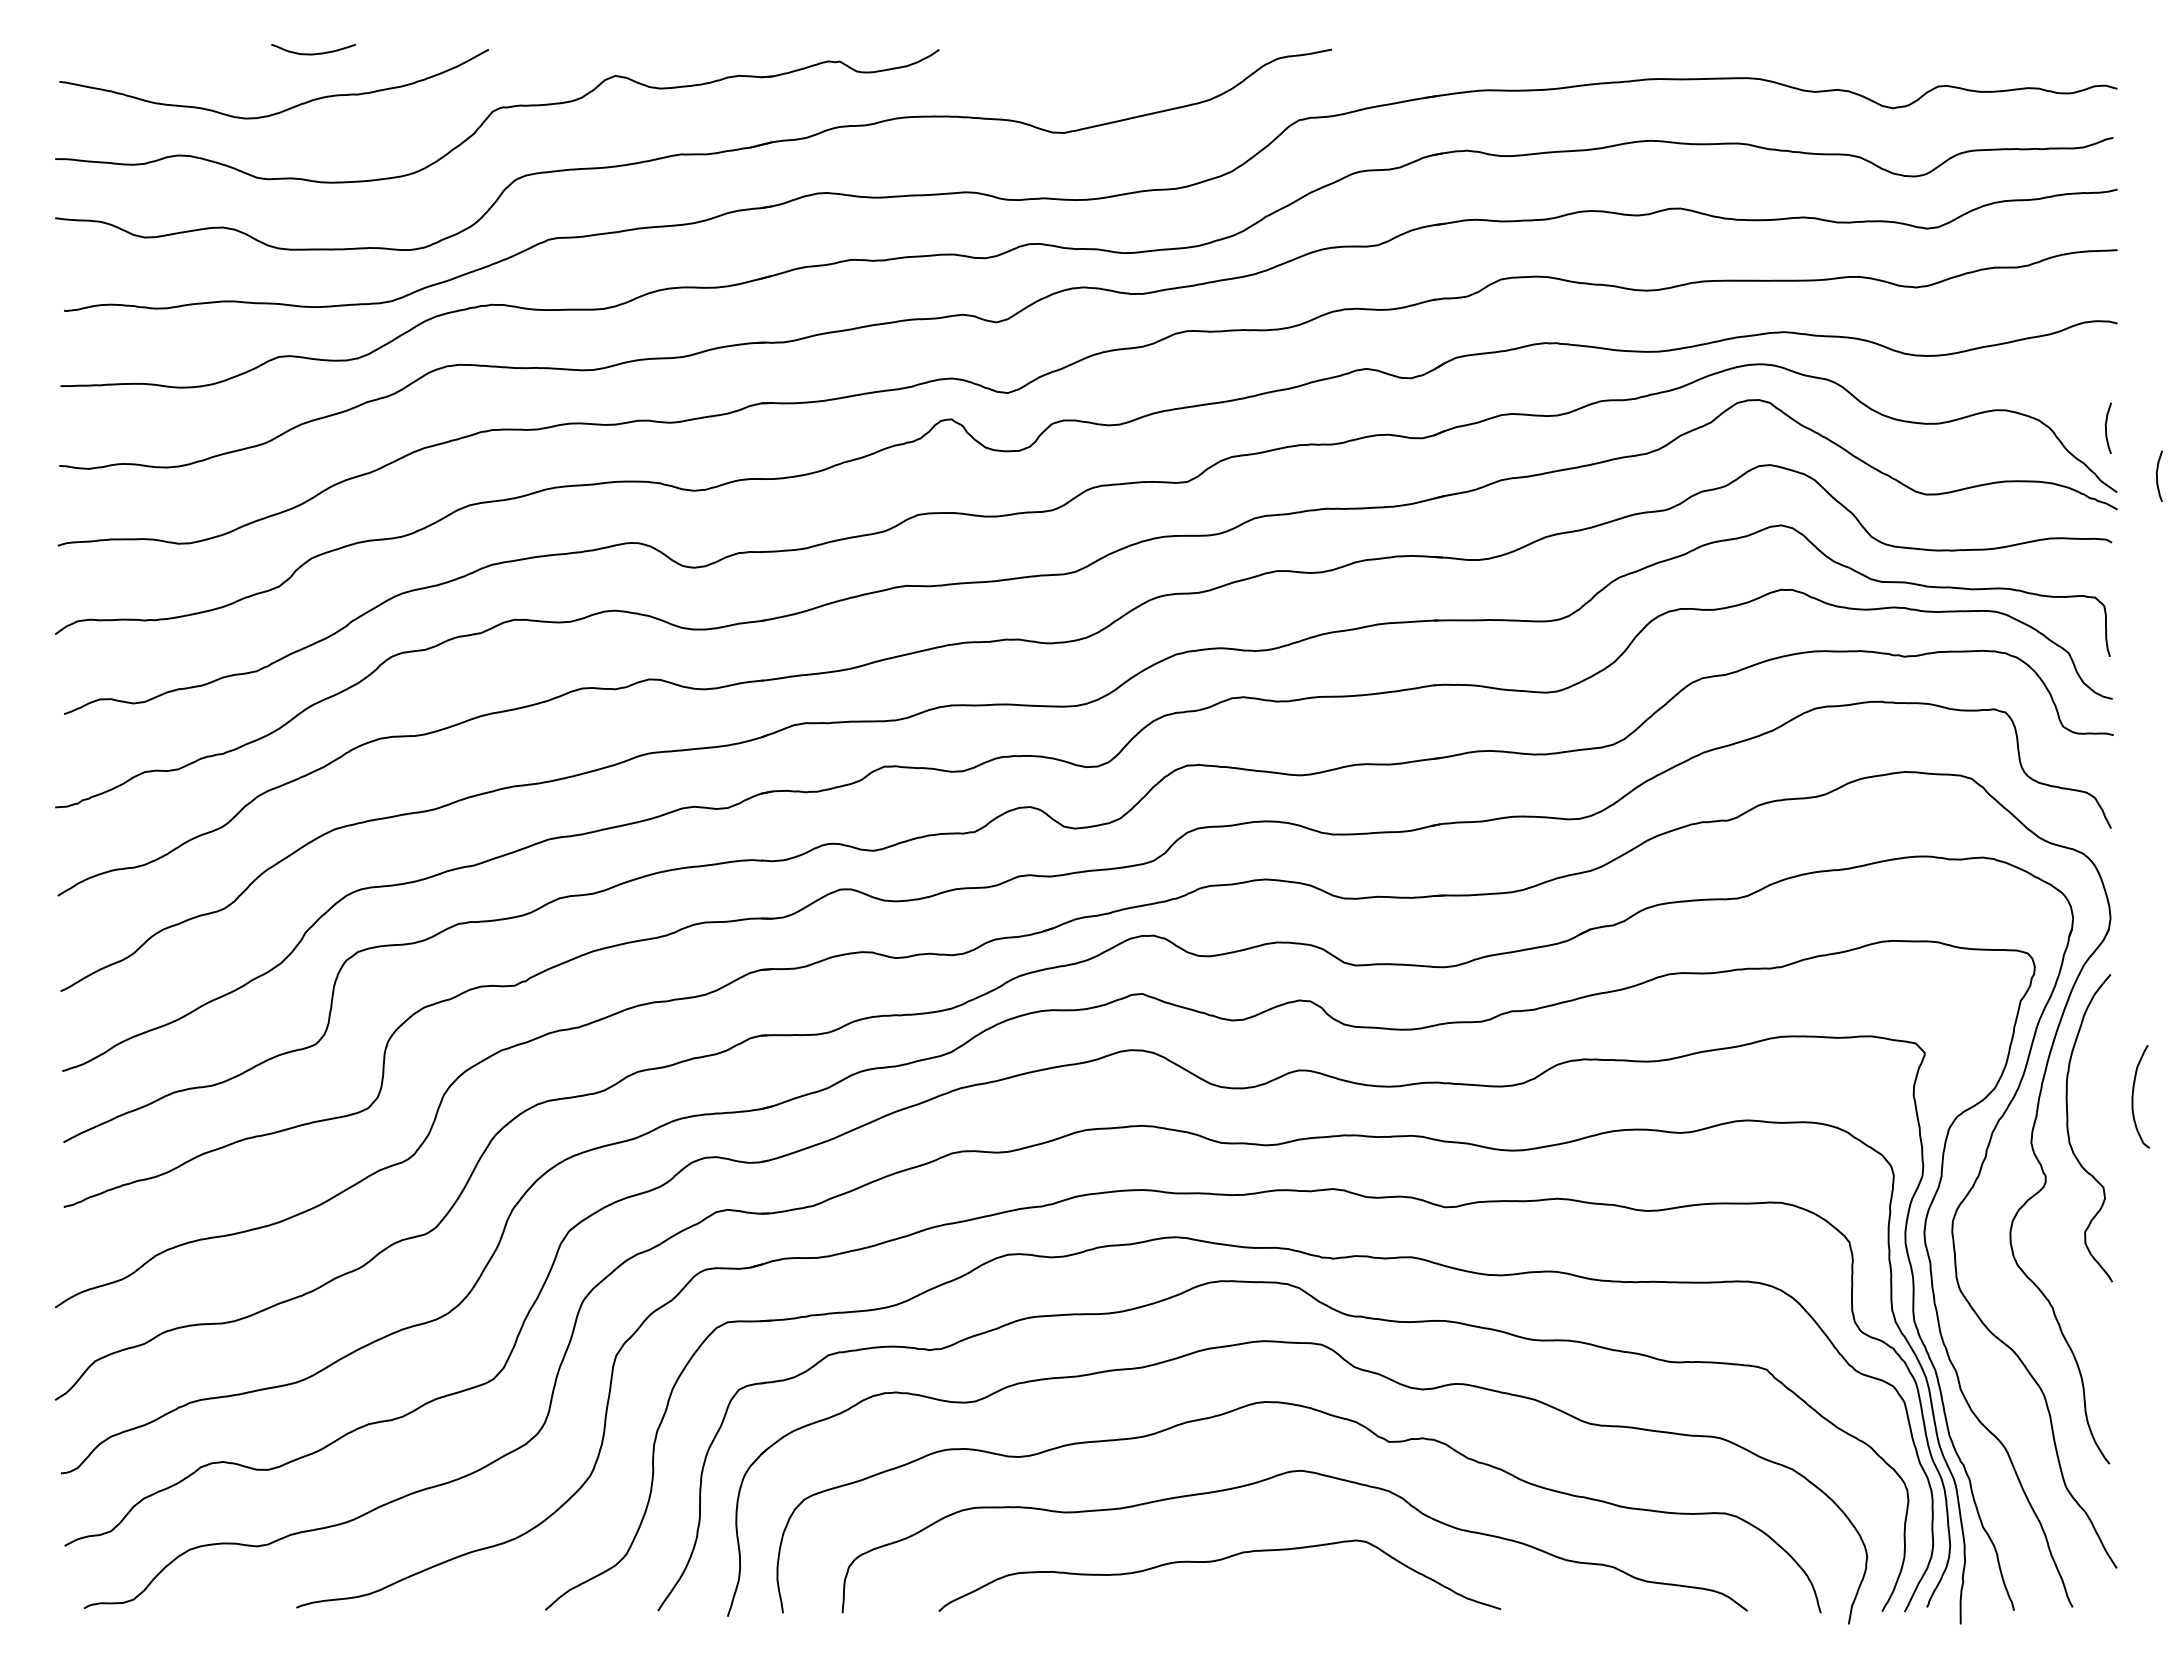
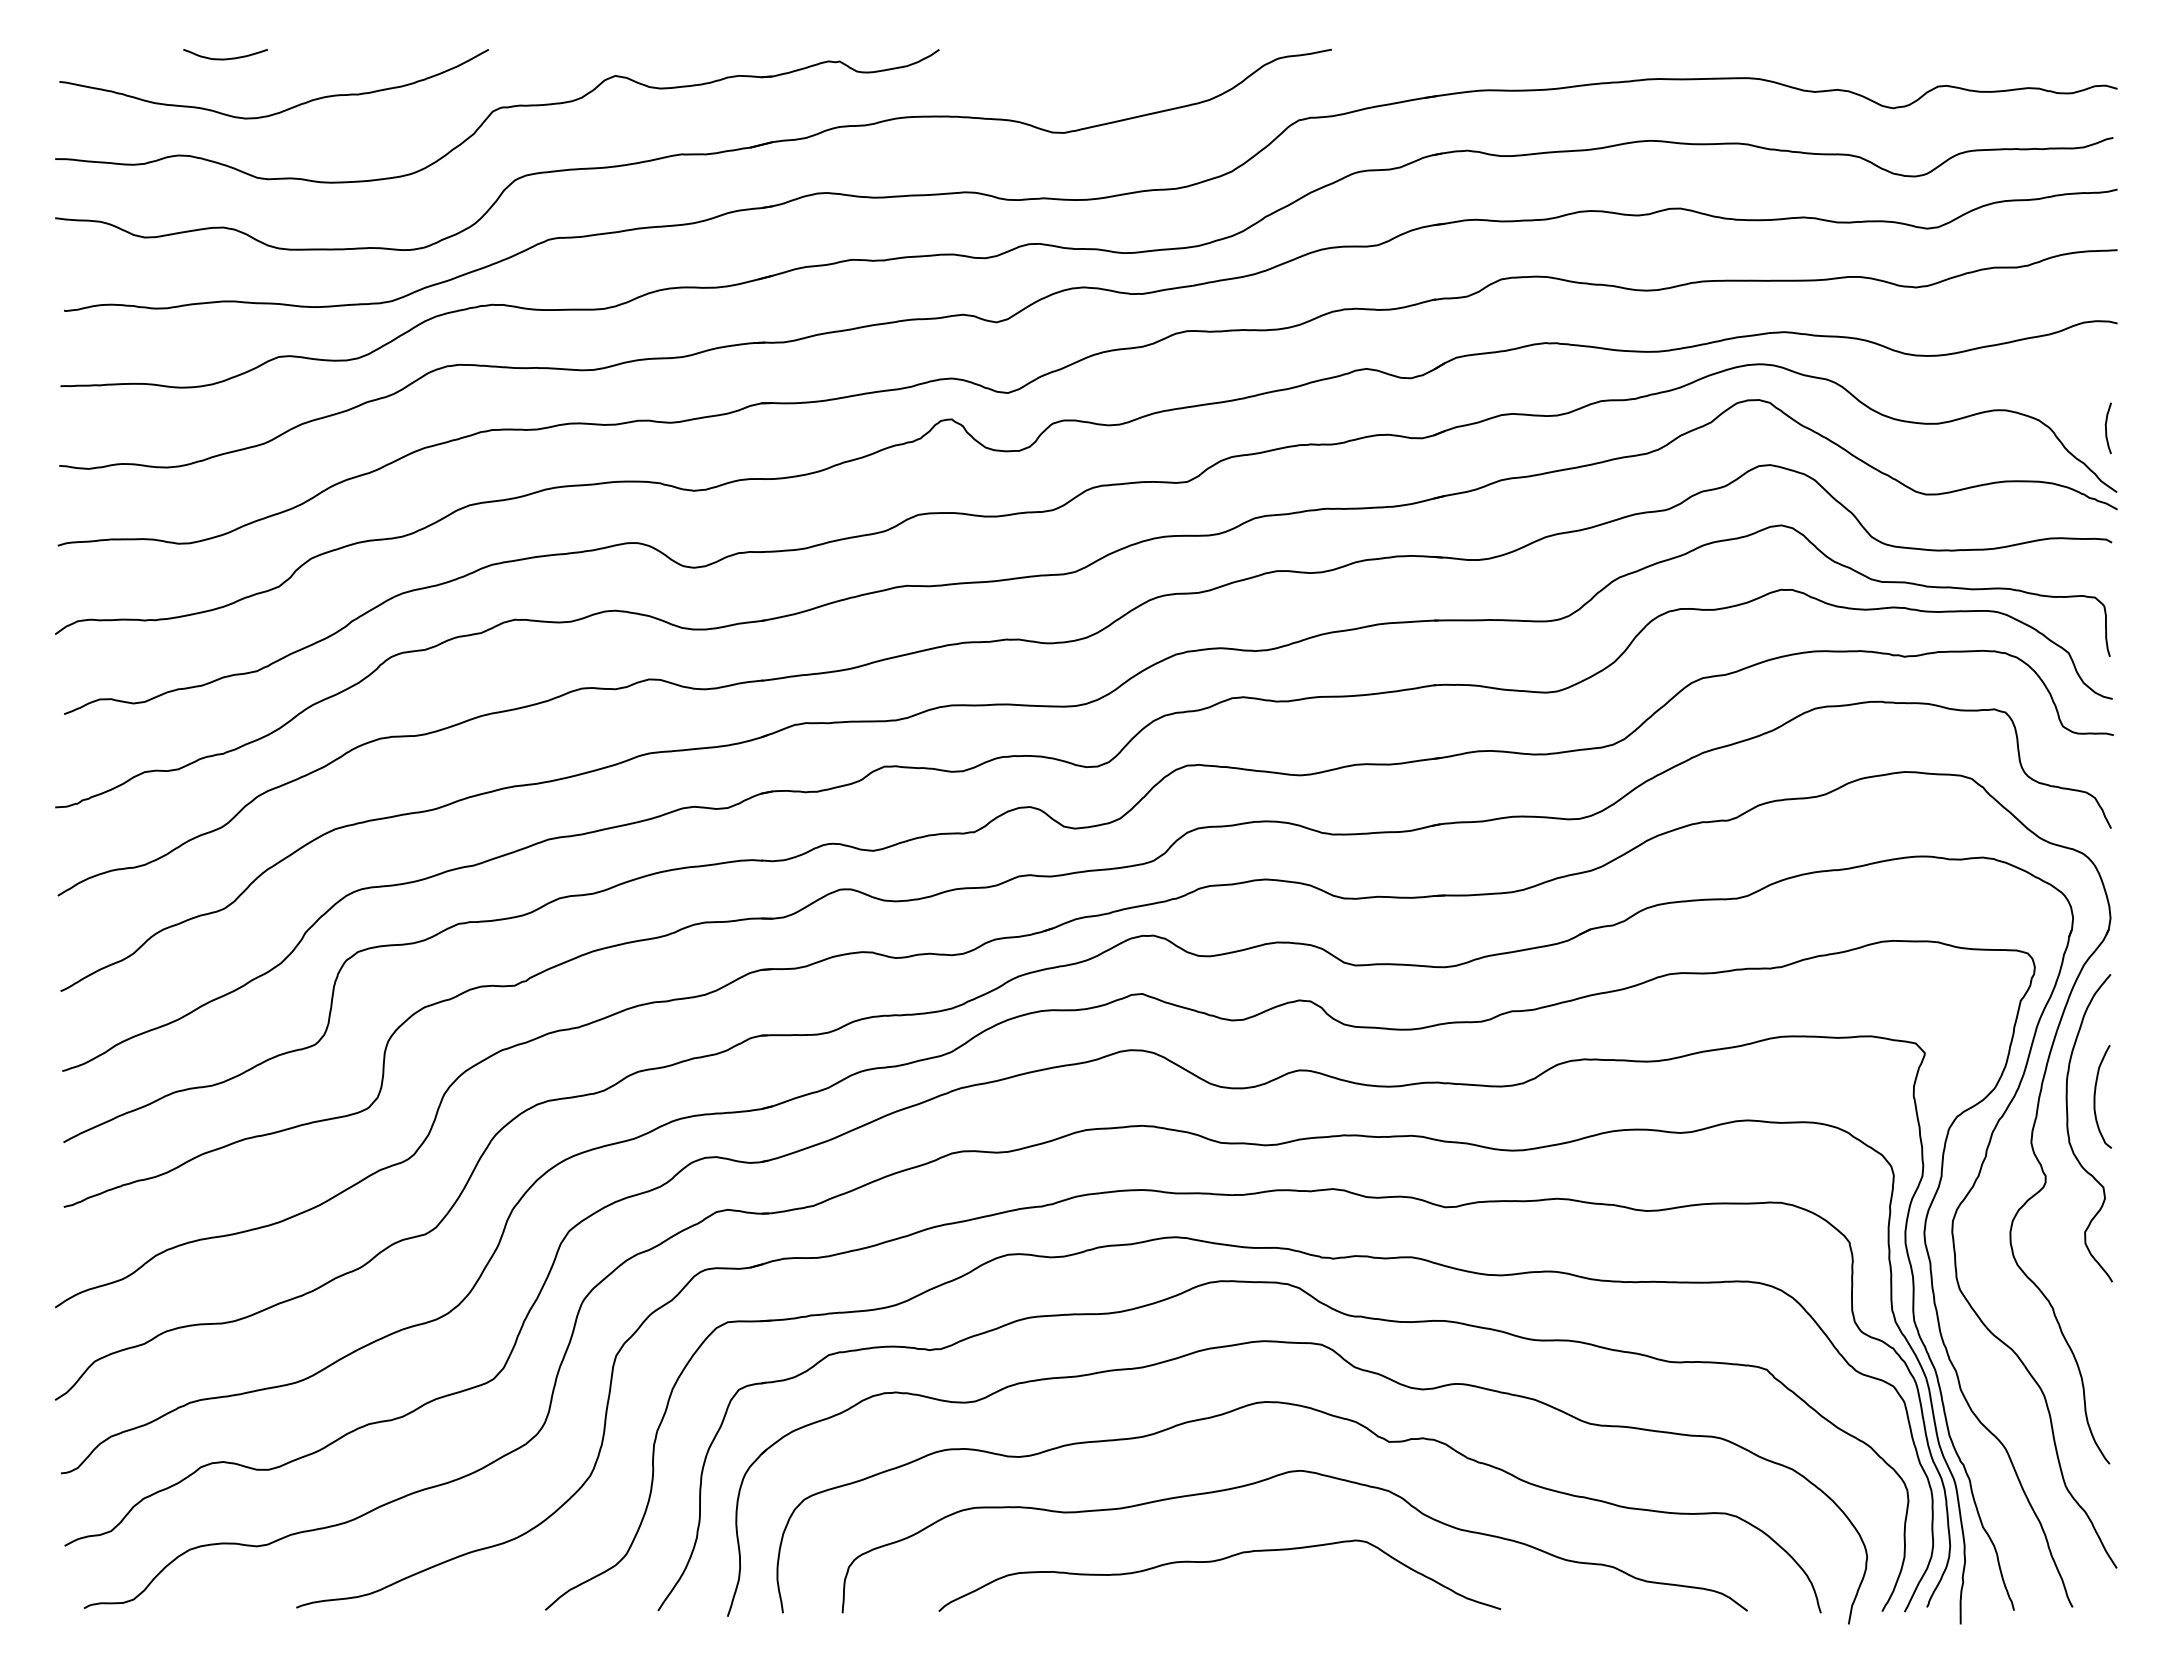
curve position: (313, 53) -> (225, 58) (225, 58)
curve: present -> none (2157, 475)
curve position: (2133, 1096) -> (2095, 1096) (2095, 1096)
